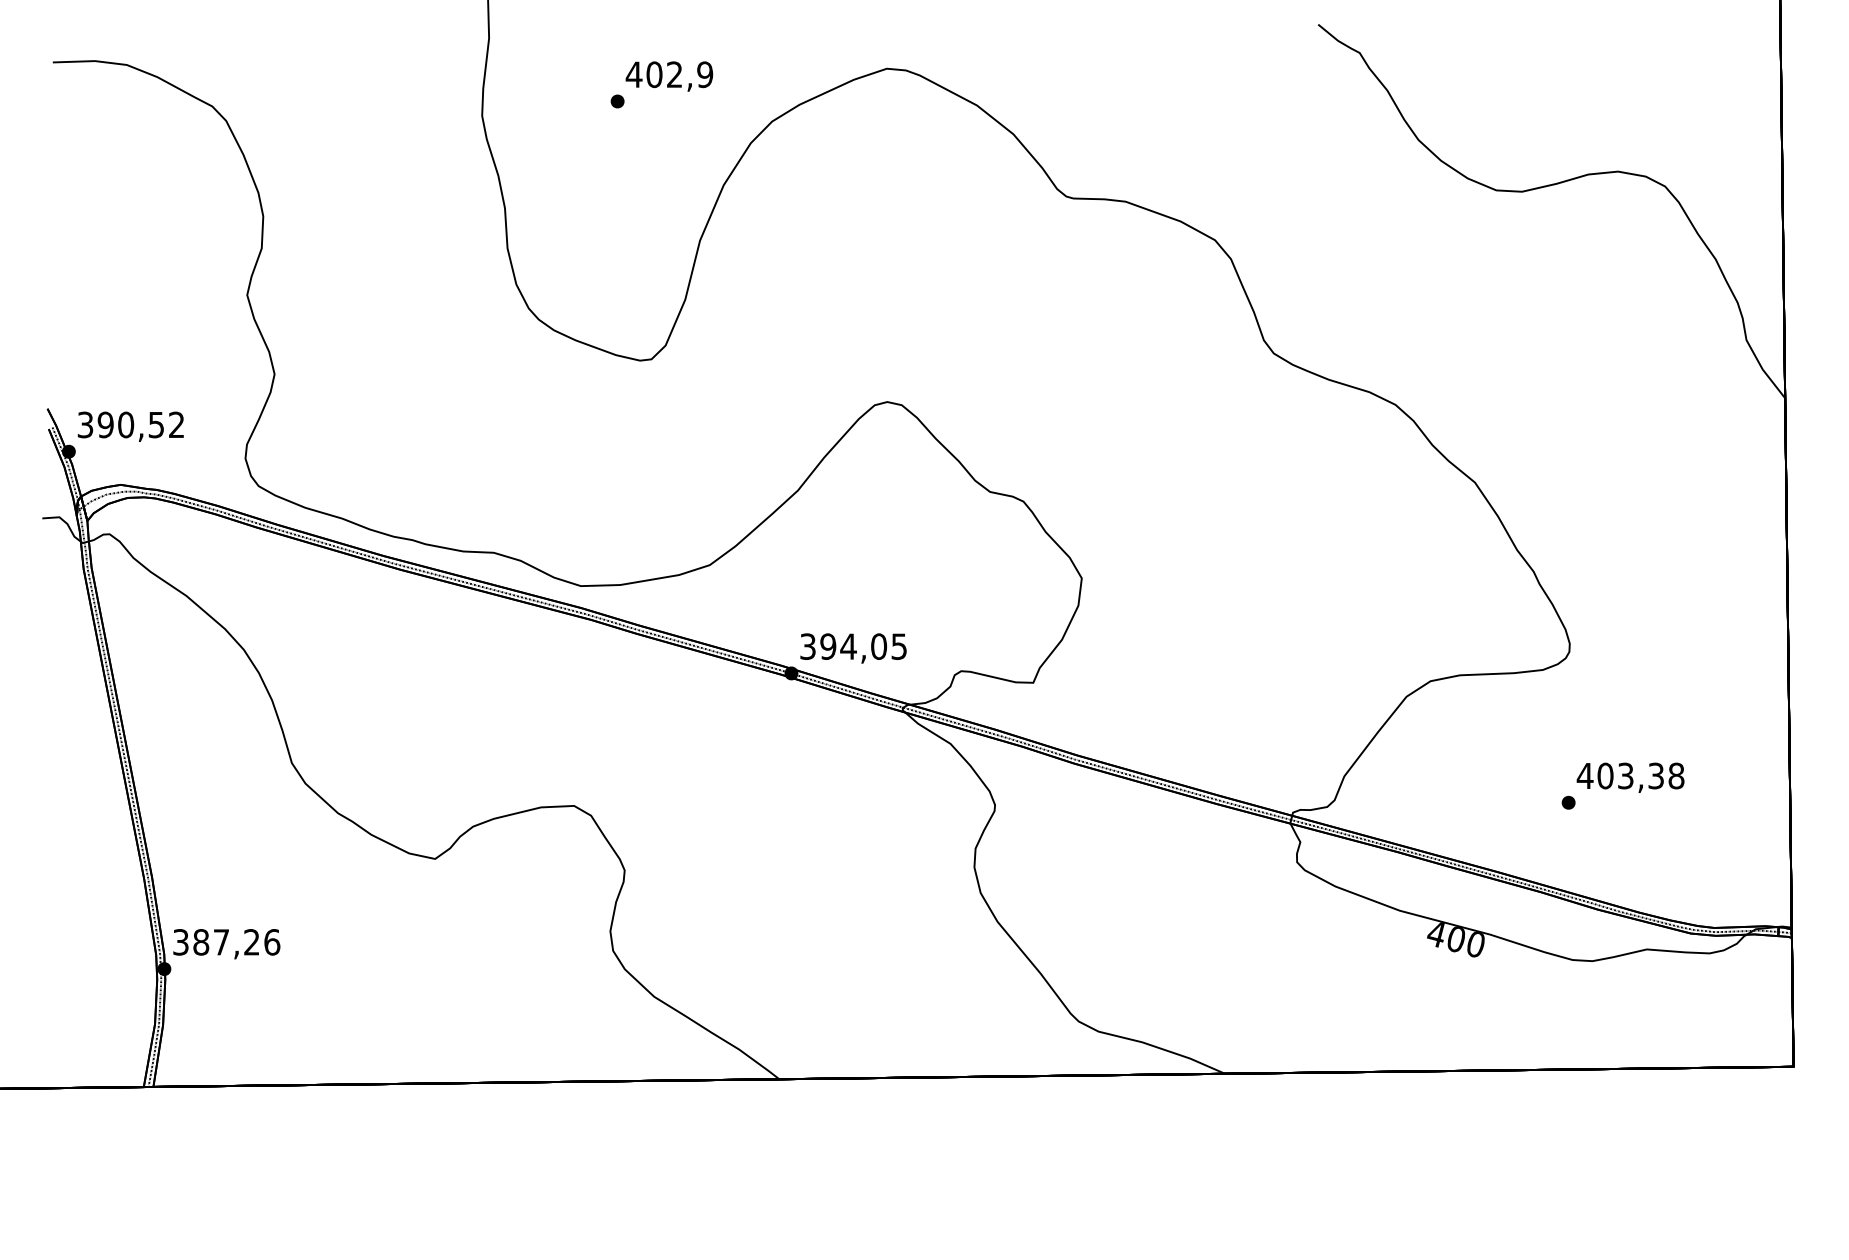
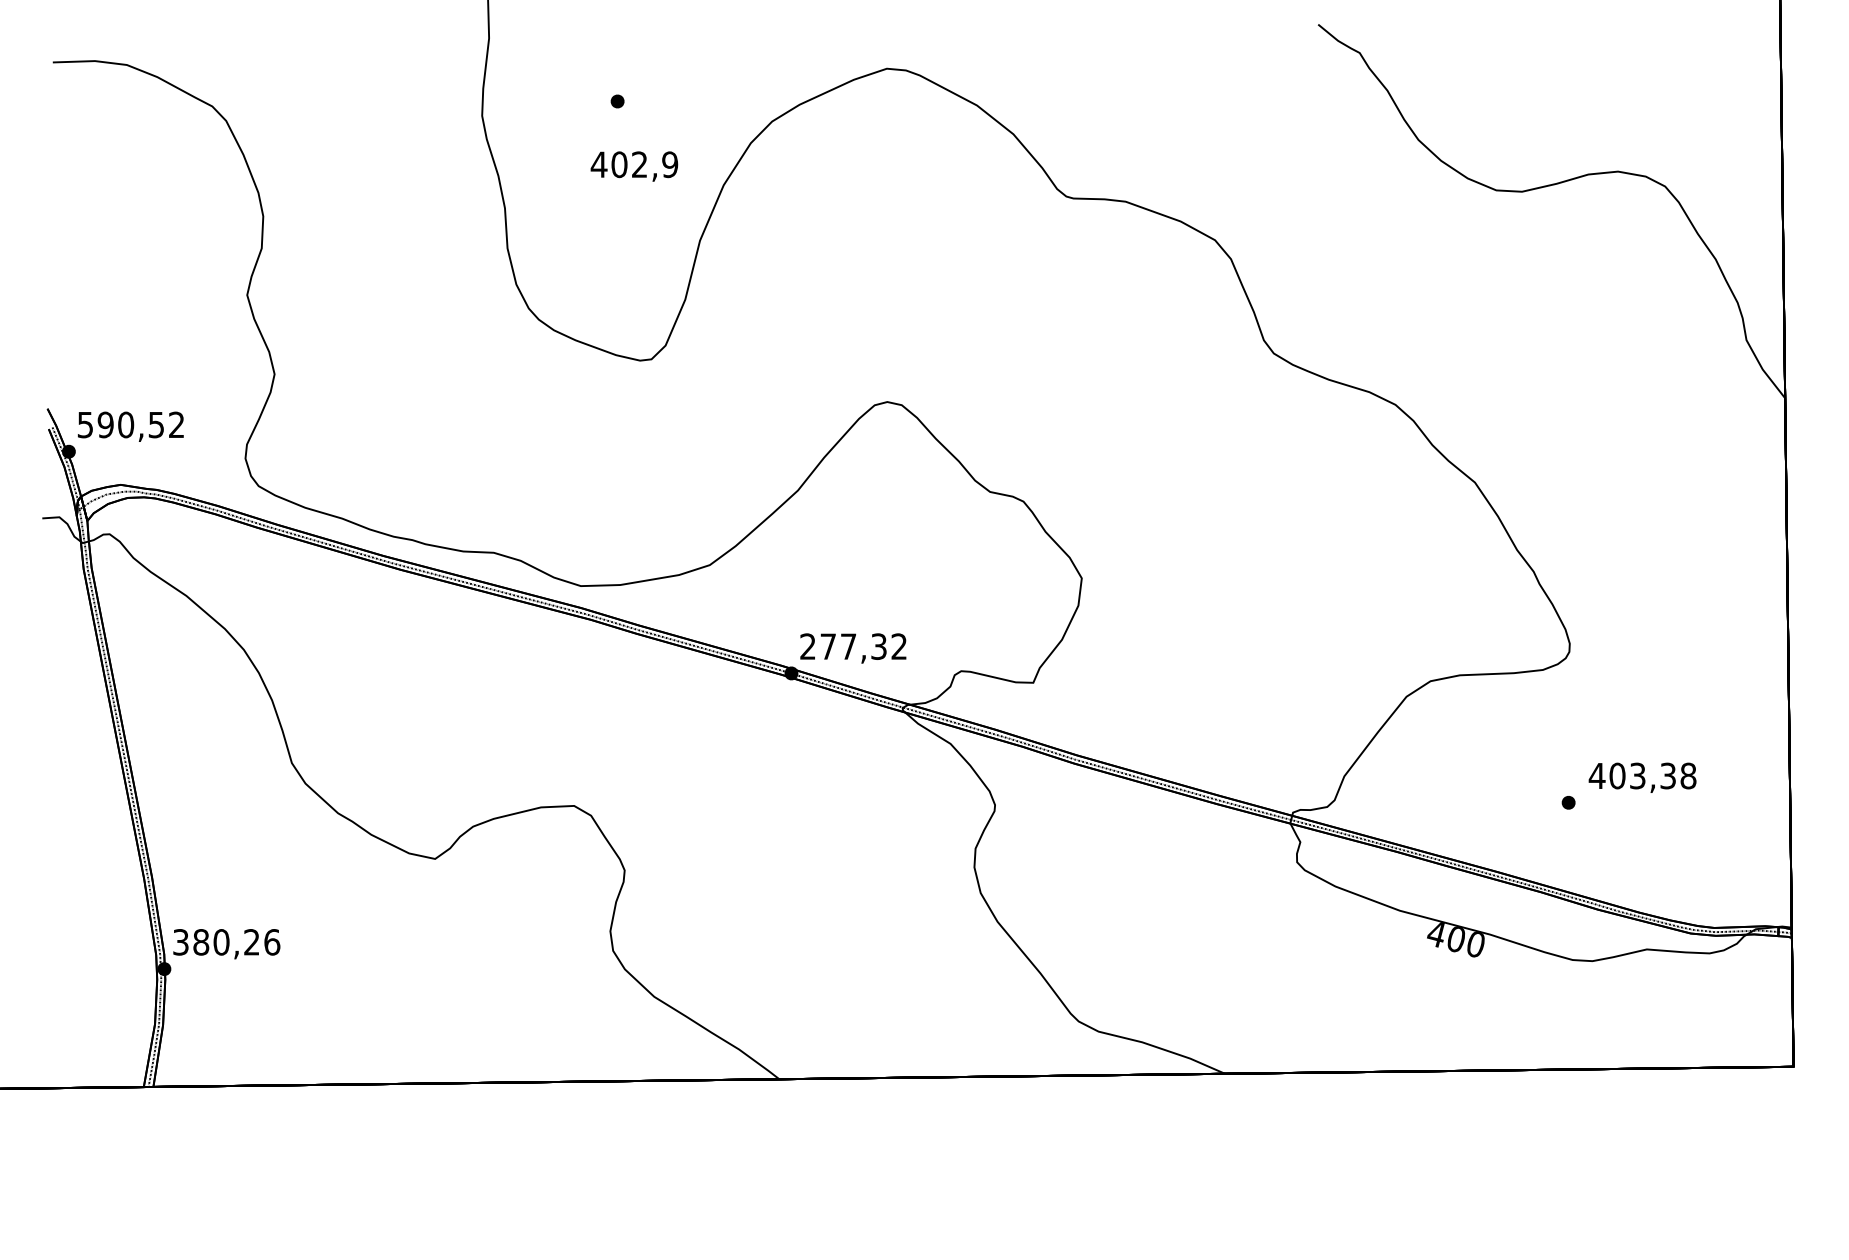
text position: (669, 76) -> (634, 166) (634, 166)
text: 390,52 -> 590,52 (85, 424)
text: 394,05 -> 277,32 (853, 646)
text position: (1630, 777) -> (1642, 777) (1642, 777)
text: 387,26 -> 380,26 (221, 942)
